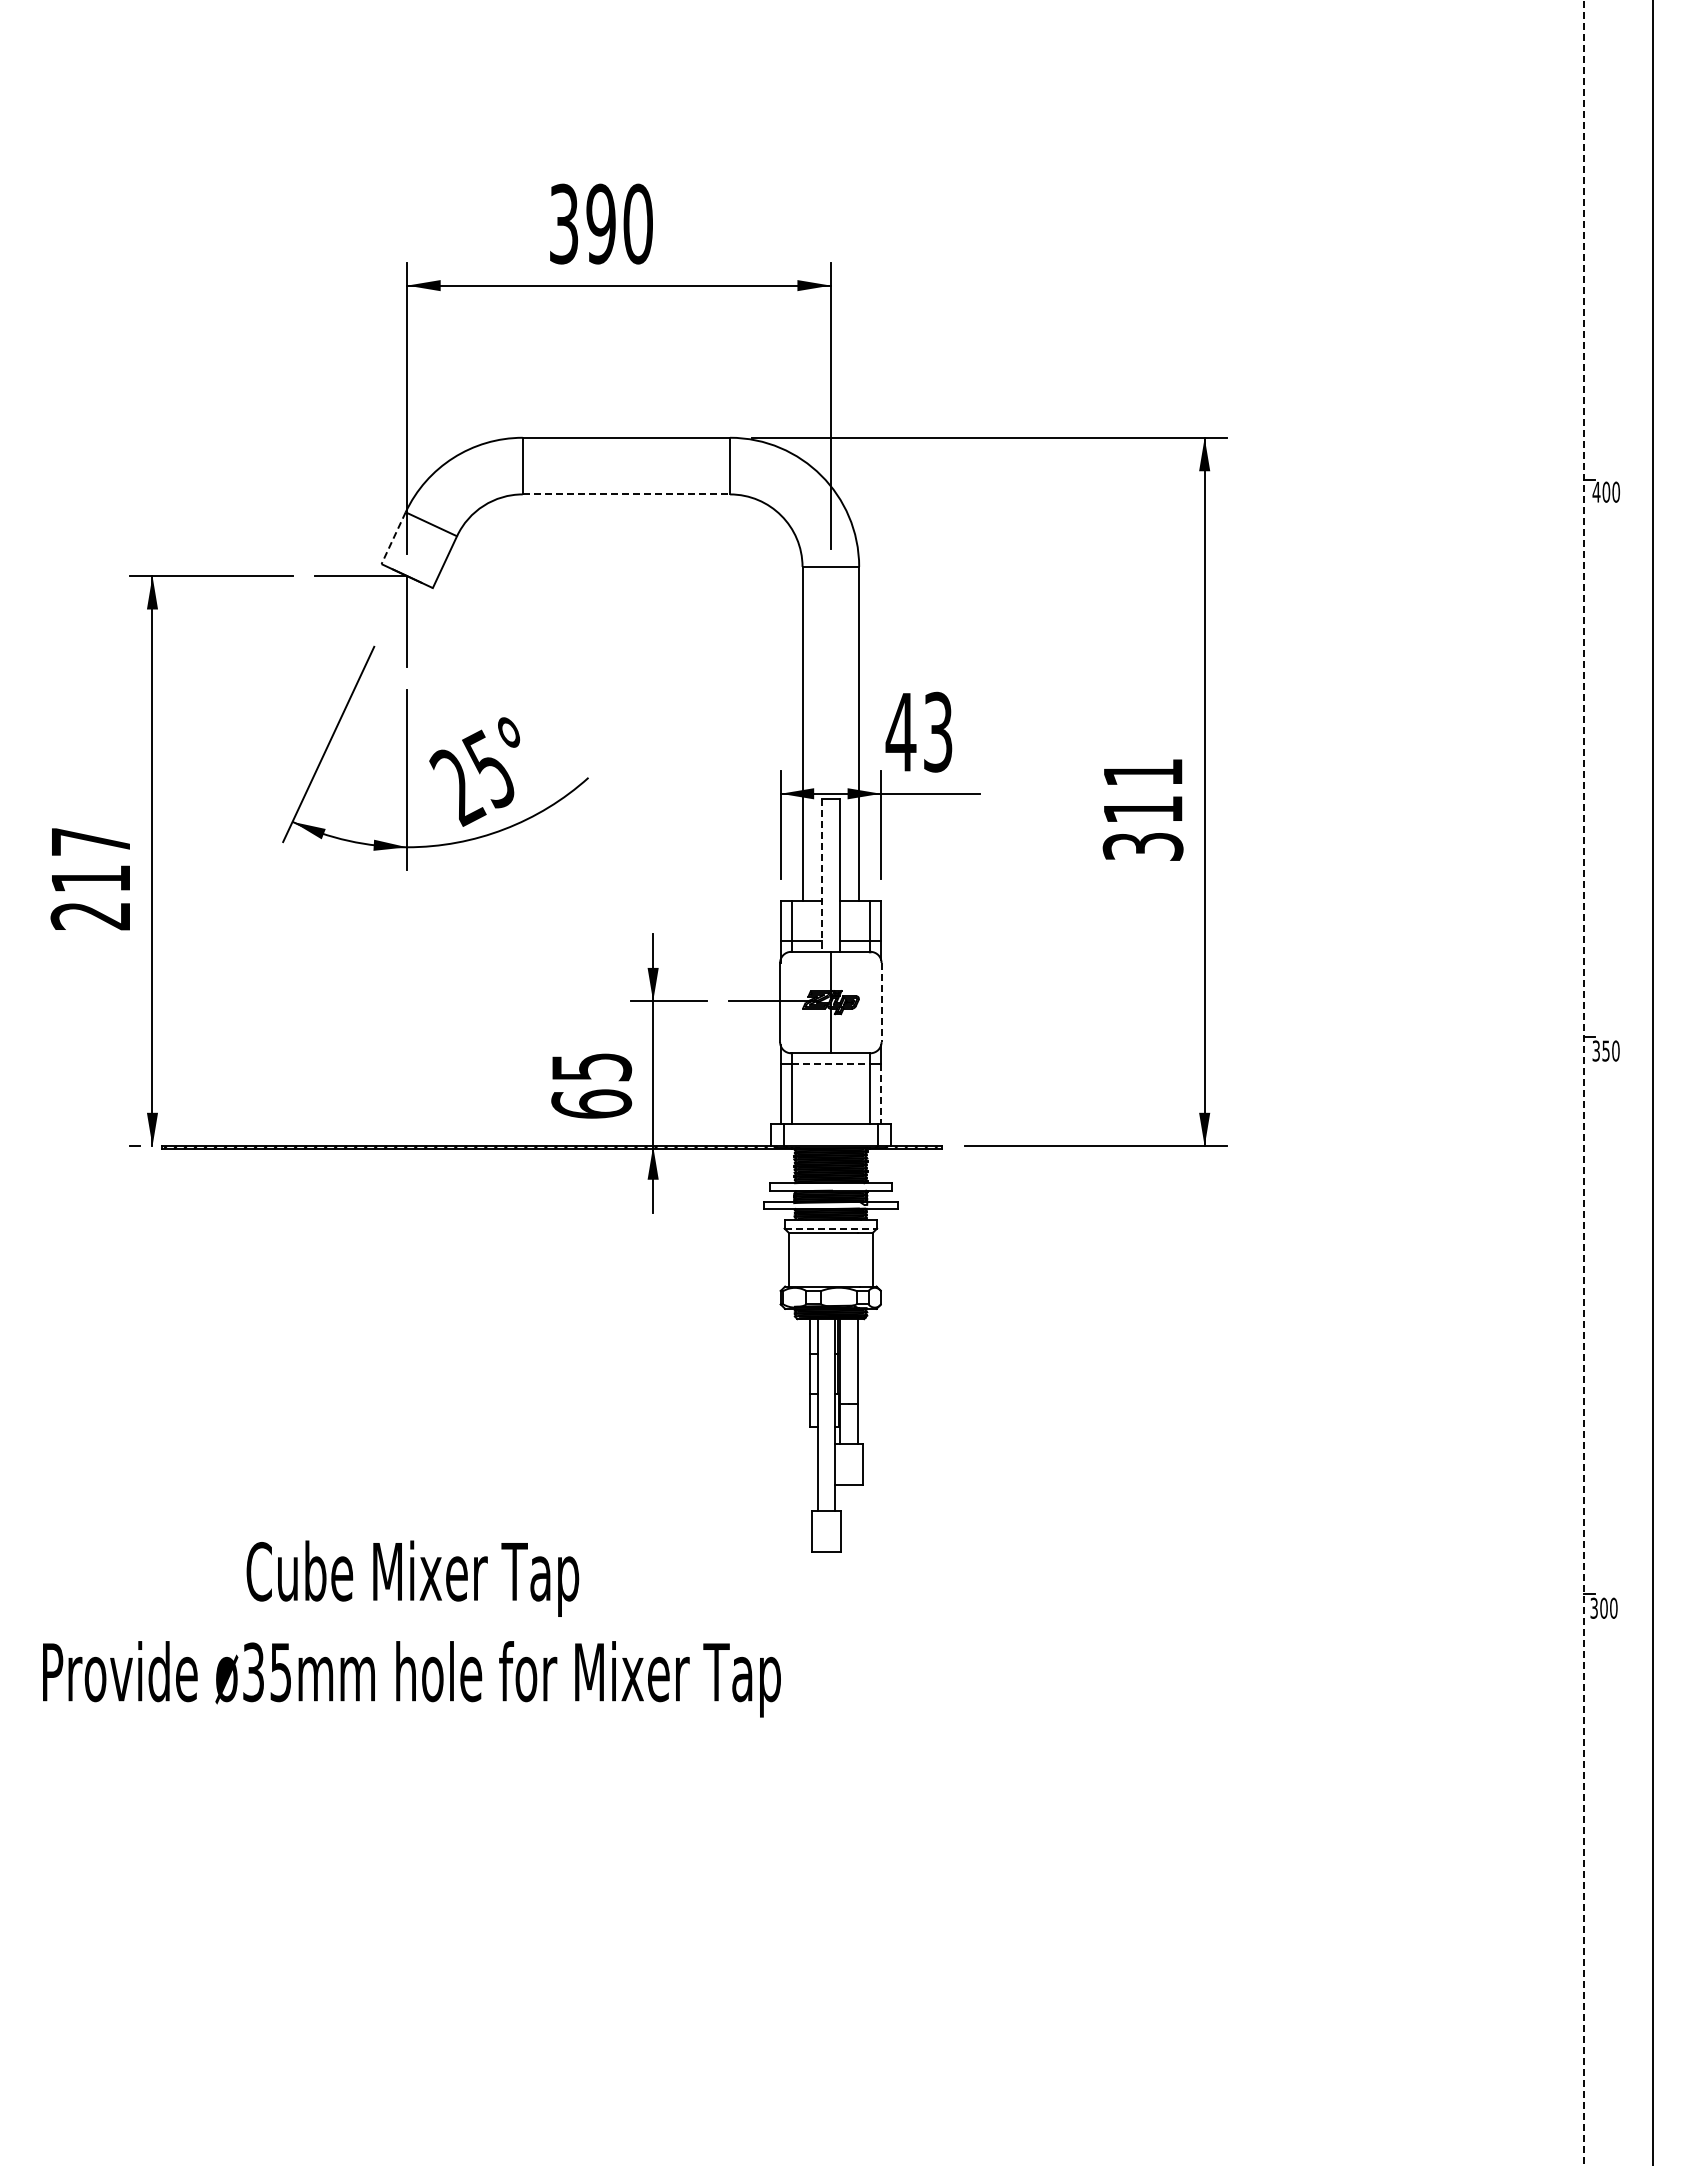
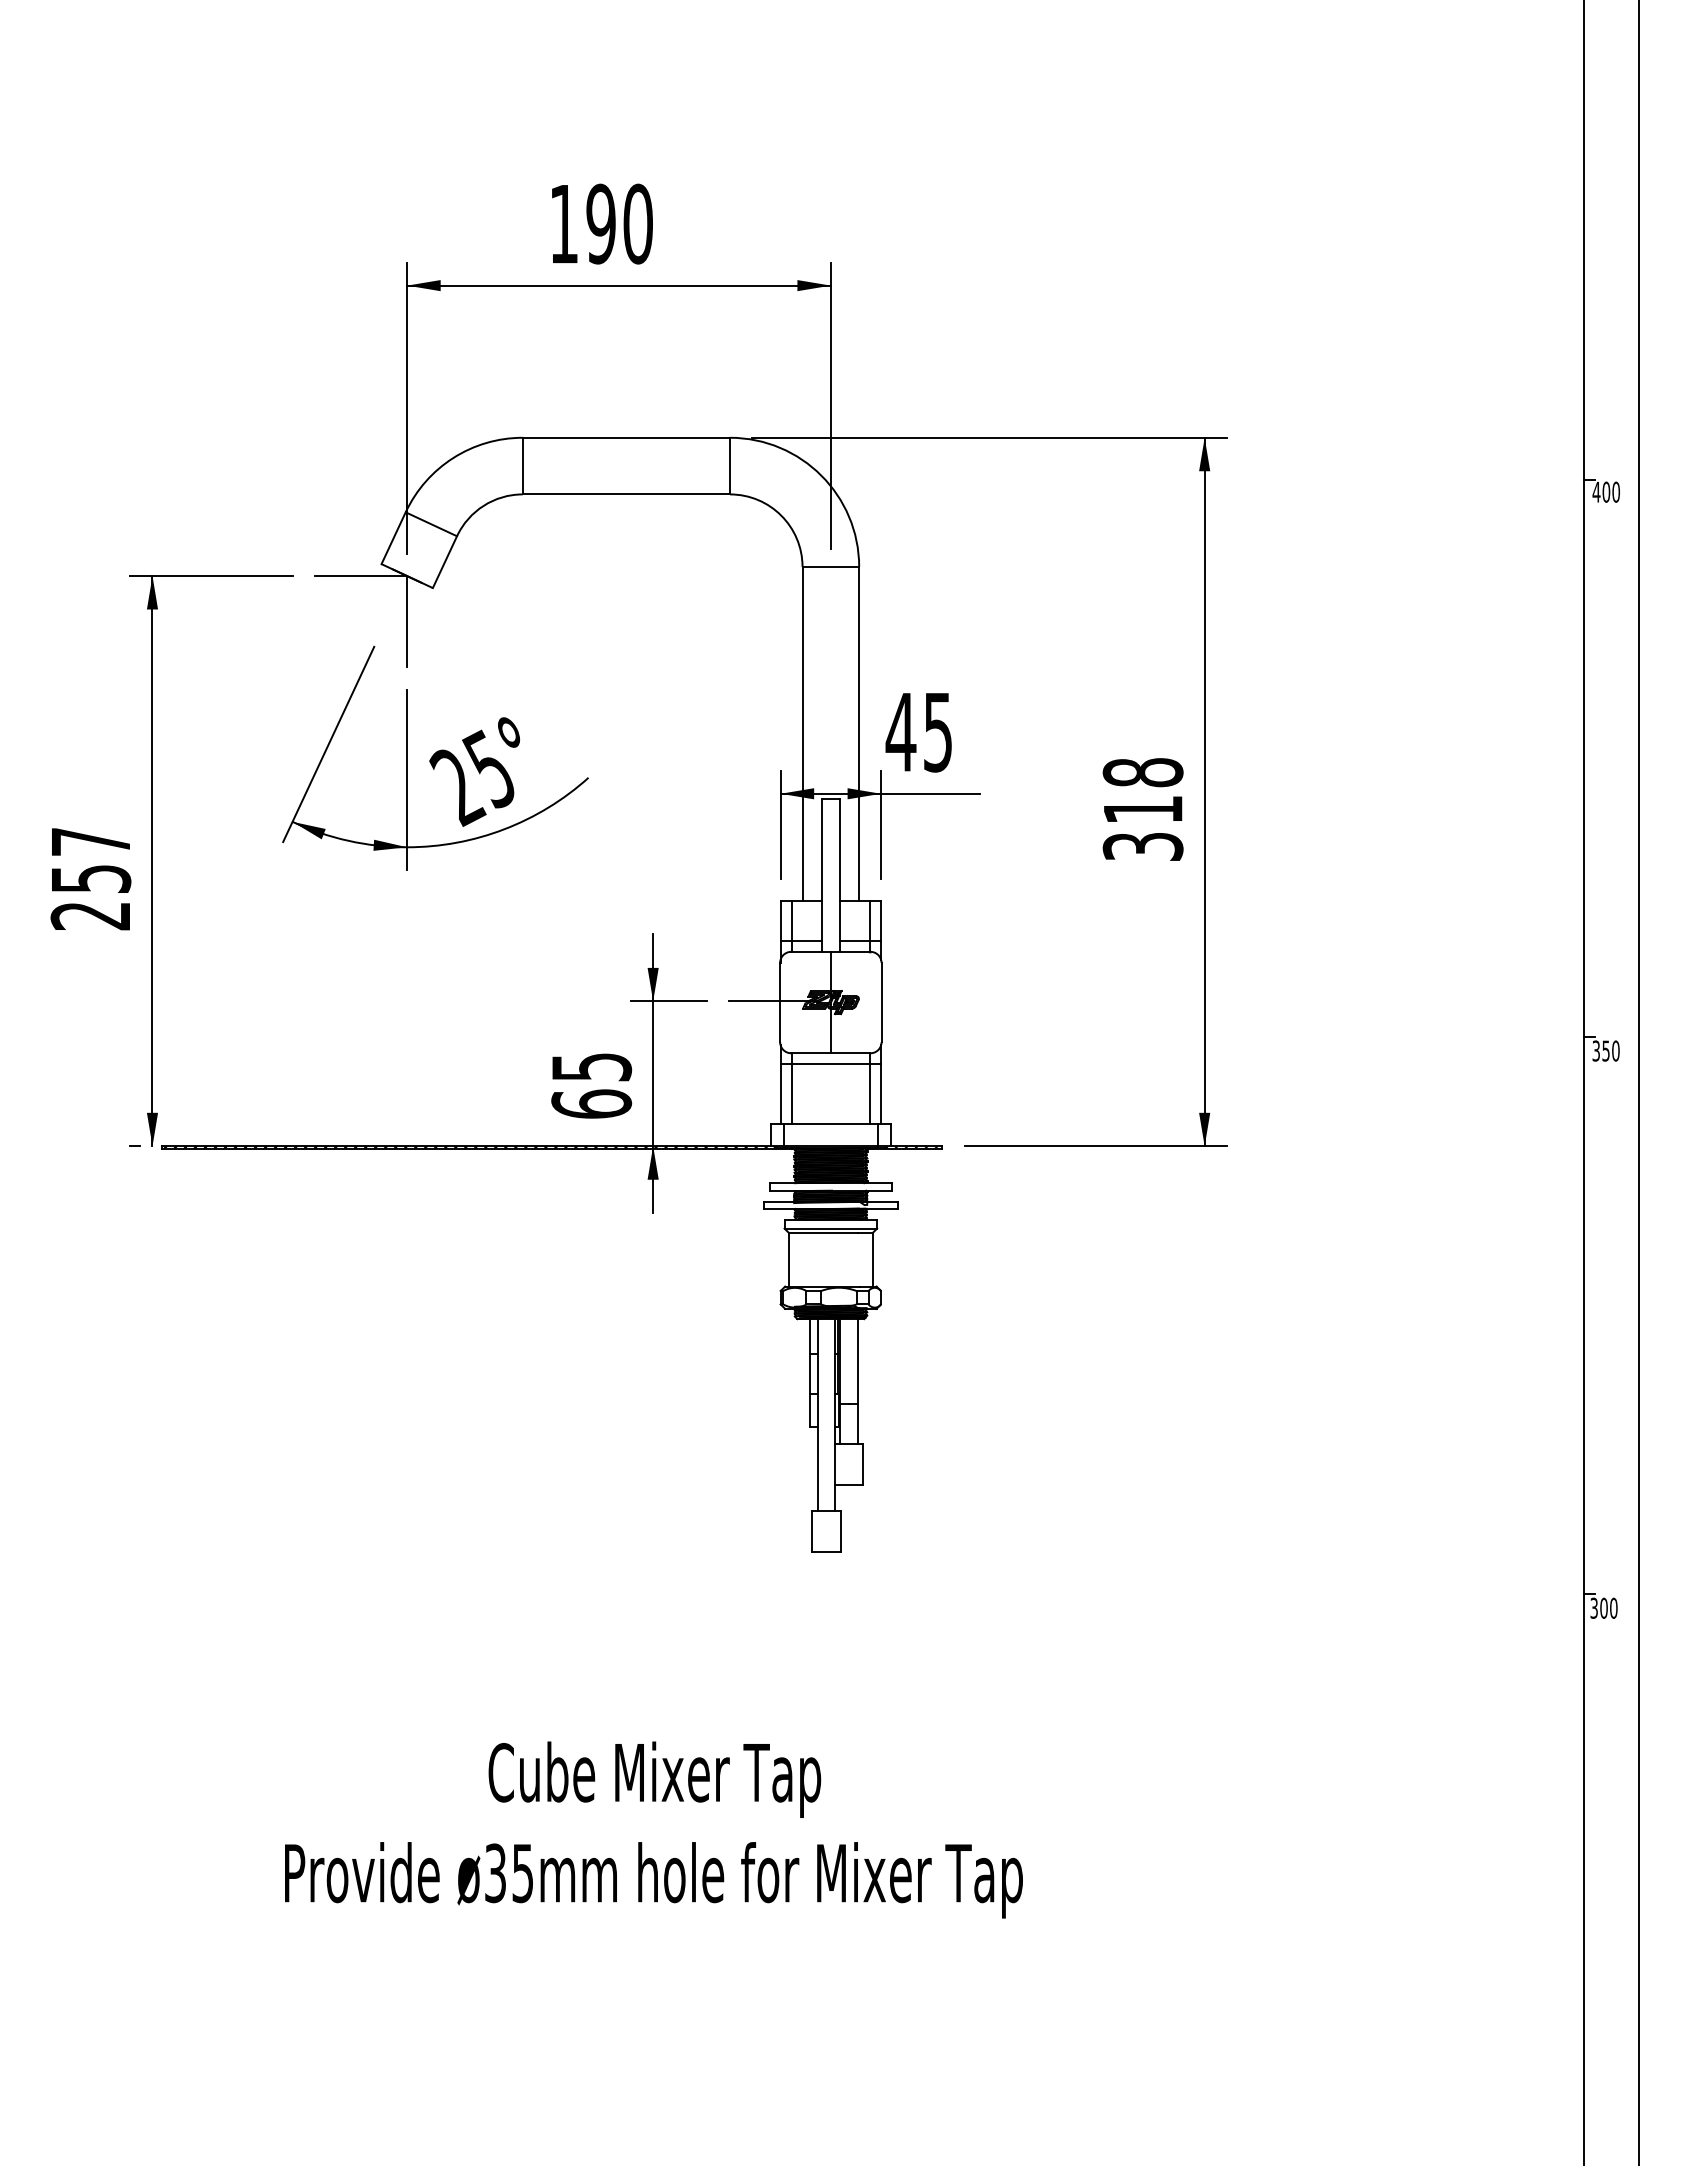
text: 390 -> 190 (564, 223)
line: dashed -> solid (626, 494)
line: dashed -> solid (393, 538)
text: 43 -> 45 (938, 731)
text: 311 -> 318 (1142, 772)
line: dashed -> solid (821, 875)
text: 217 -> 257 (91, 878)
line: dashed -> solid (881, 1002)
line: dashed -> solid (831, 1063)
line: dashed -> solid (1583, 1082)
line position: (1653, 1082) -> (1639, 1082) (1639, 1082)
line: dashed -> solid (881, 1094)
line: dashed -> solid (831, 1228)
text position: (411, 1628) -> (653, 1829) (653, 1829)
